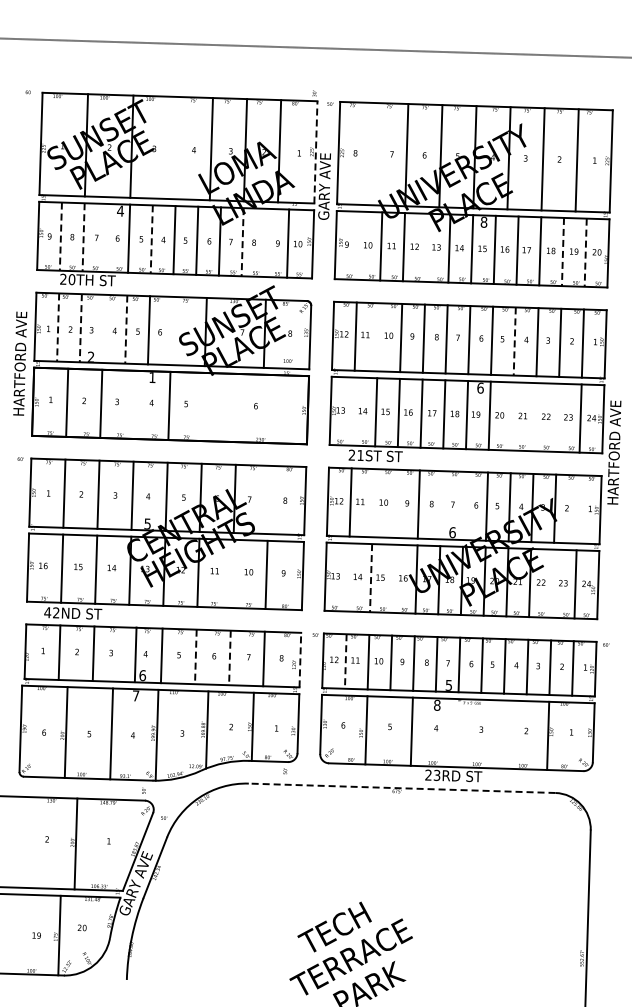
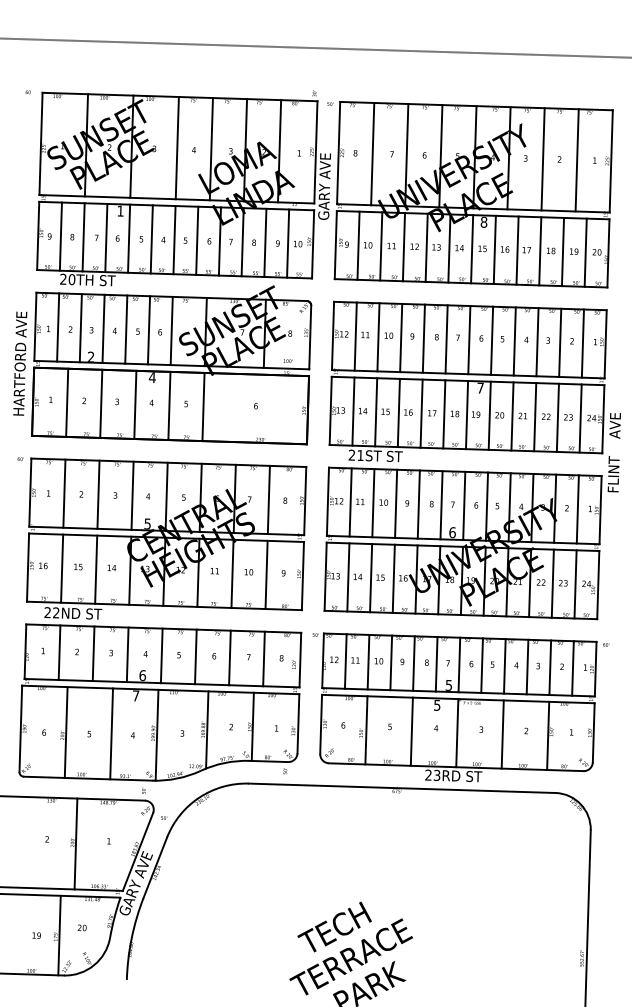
line: none -> present (176, 148)
line: dashed -> solid (315, 151)
line: none -> present (372, 153)
text: 4 -> 1 (120, 210)
line: dashed -> solid (60, 237)
line: dashed -> solid (83, 237)
line: none -> present (106, 237)
line: dashed -> solid (151, 239)
line: dashed -> solid (242, 242)
line: none -> present (265, 242)
line: none -> present (358, 245)
line: none -> present (426, 247)
line: dashed -> solid (562, 252)
line: dashed -> solid (585, 253)
line: dashed -> solid (58, 328)
line: dashed -> solid (80, 328)
line: none -> present (103, 328)
line: dashed -> solid (126, 330)
line: none -> present (171, 330)
line: none -> present (378, 337)
line: dashed -> solid (514, 342)
text: 1 -> 4 (151, 377)
text: 6 -> 7 (480, 387)
line: none -> present (135, 404)
line: none -> present (203, 406)
line: none -> present (353, 411)
line: none -> present (512, 416)
line: none -> present (535, 417)
line: none -> present (557, 417)
text: HARTFORD AVE -> FLINT    AVE (614, 452)
line: none -> present (268, 499)
line: none -> present (373, 503)
line: none -> present (396, 503)
line: none -> present (441, 505)
line: none -> present (464, 505)
line: none -> present (577, 509)
line: none -> present (232, 573)
line: none -> present (348, 577)
line: dashed -> solid (371, 578)
line: none -> present (393, 578)
line: none -> present (552, 583)
text: 42ND -> 22ND (47, 612)
line position: (135, 654) -> (127, 654) (127, 654)
line: dashed -> solid (195, 657)
line: dashed -> solid (229, 658)
line: dashed -> solid (300, 659)
line: dashed -> solid (345, 662)
text: 8 -> 5 (437, 704)
line: none -> present (457, 733)
line: none -> present (502, 734)
line: dashed -> solid (401, 788)
